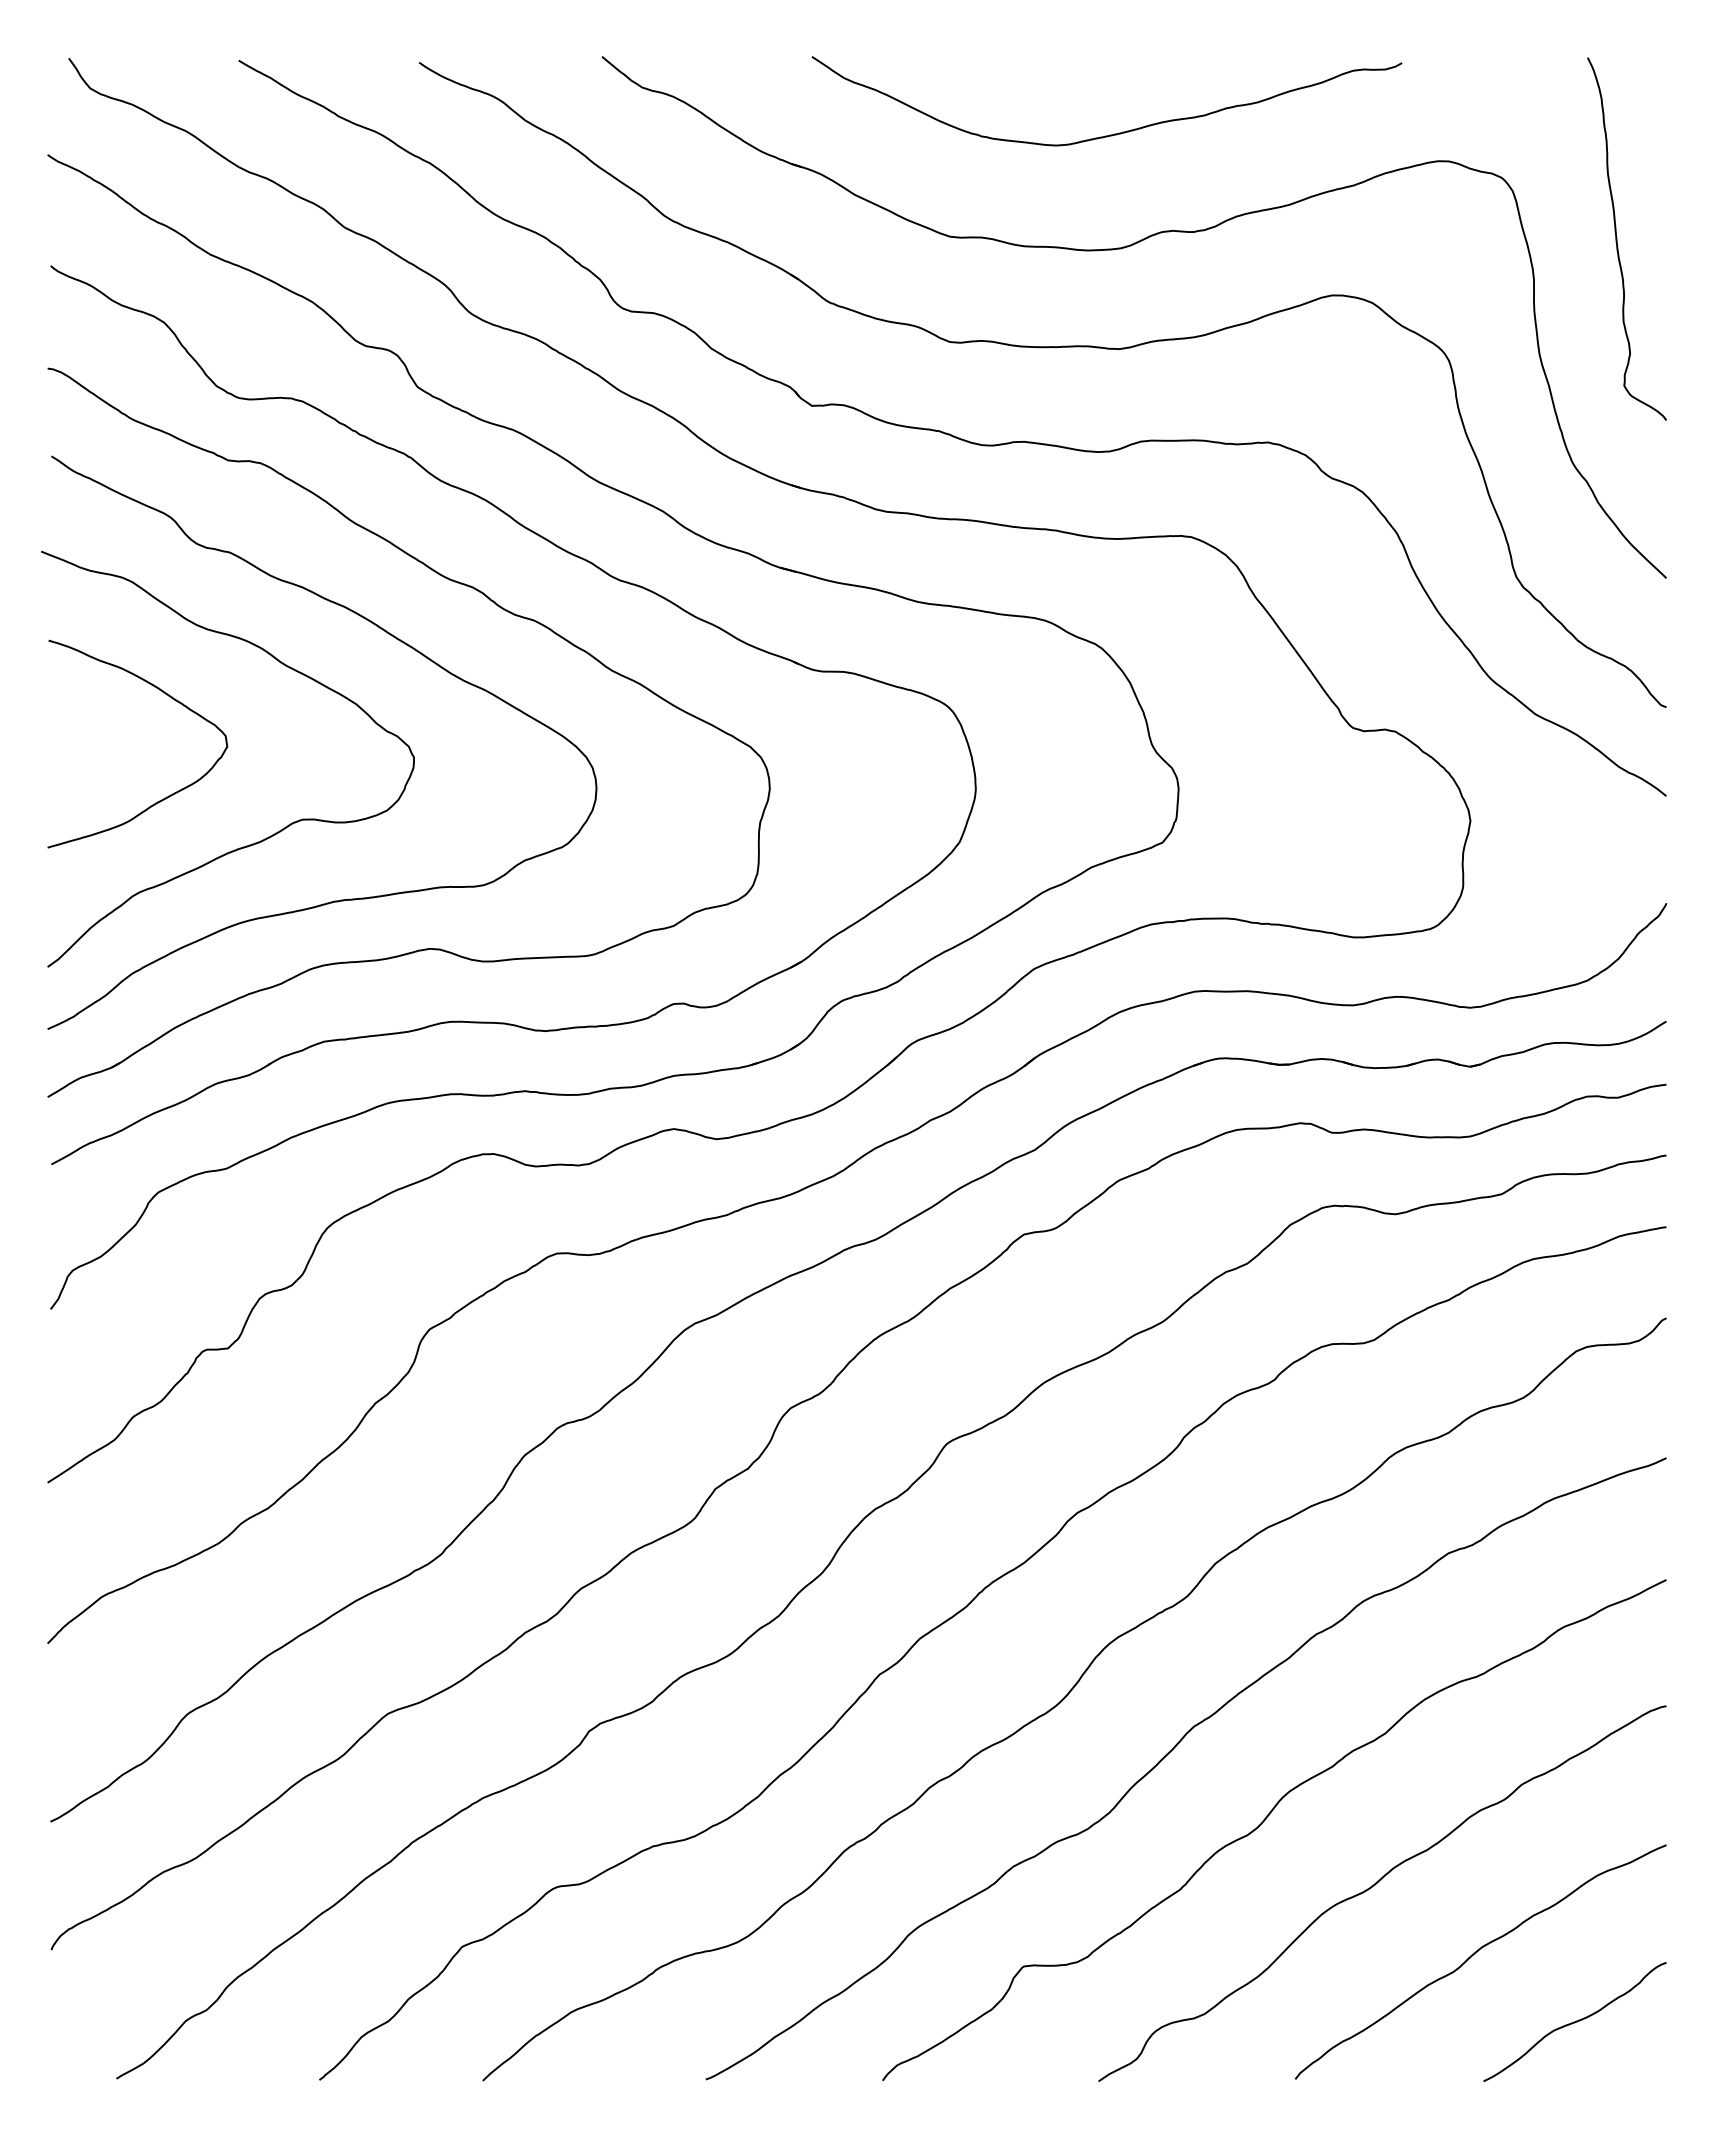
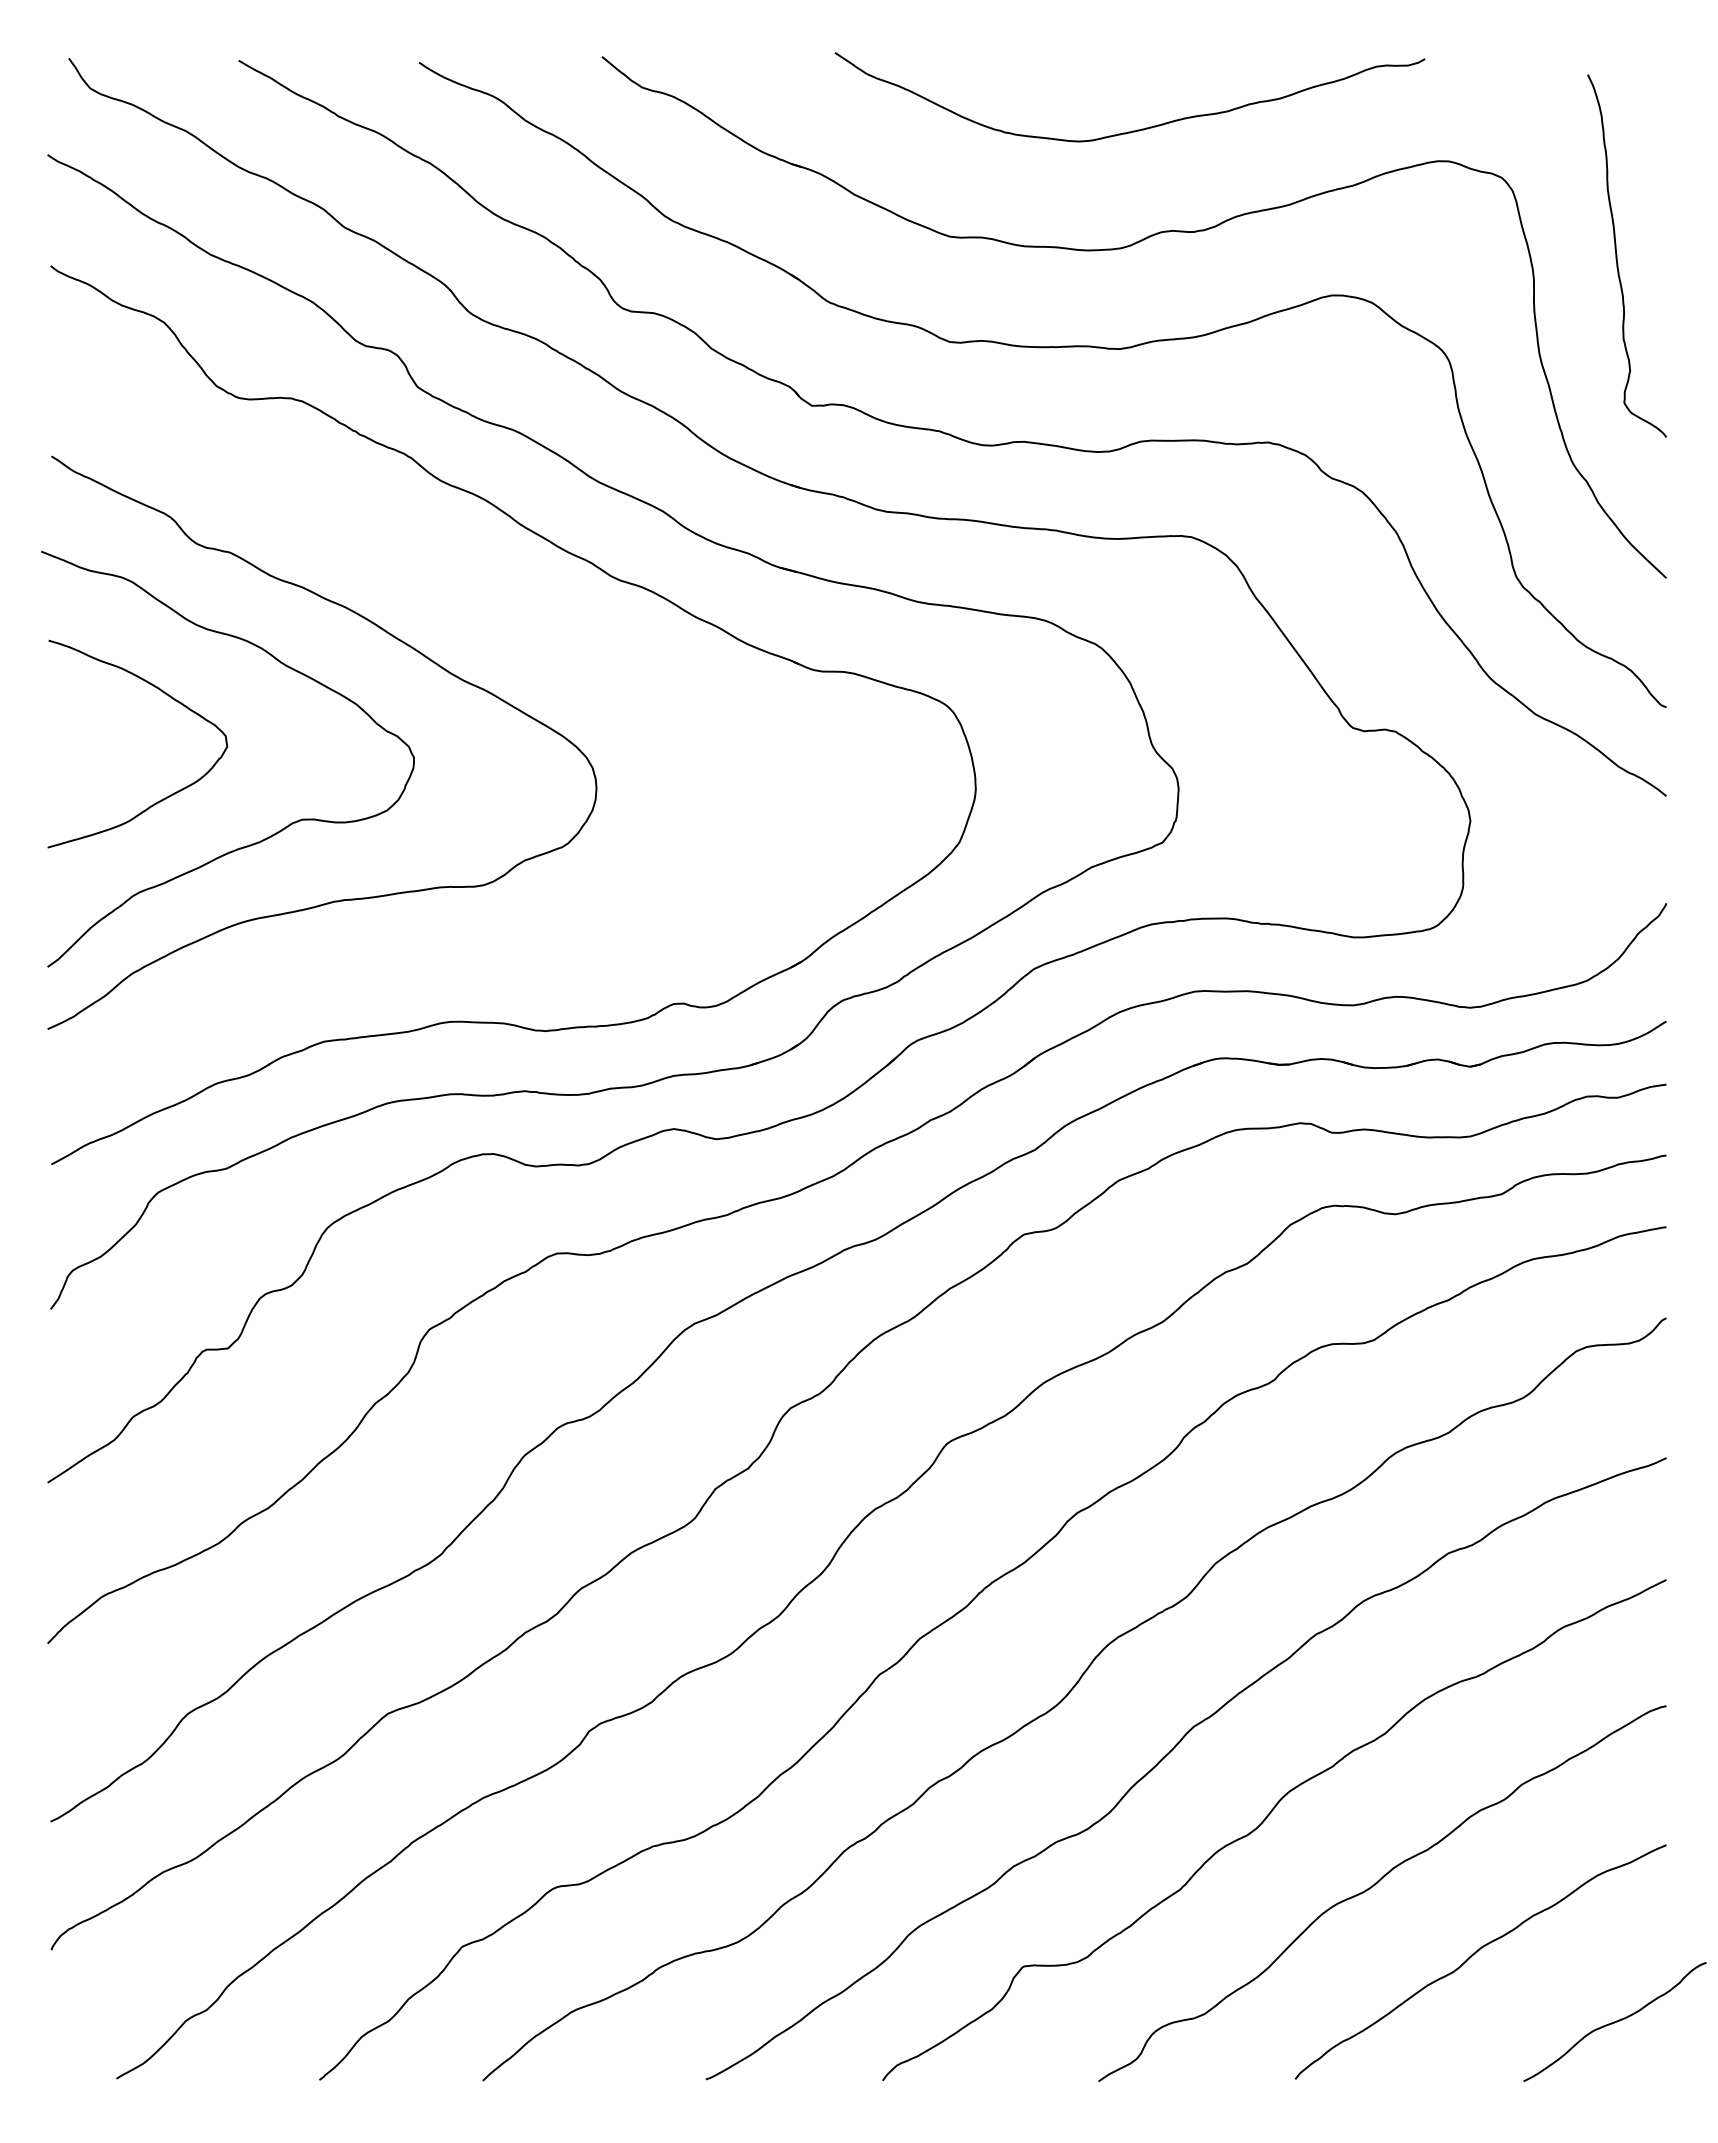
curve position: (1114, 133) -> (1137, 129) (1137, 129)
curve position: (1617, 238) -> (1617, 255) (1617, 255)
part: present -> none (497, 606)
curve position: (1574, 2021) -> (1614, 2021) (1614, 2021)
